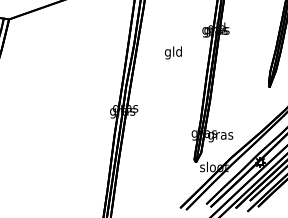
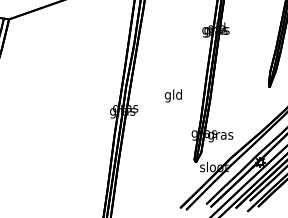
text position: (173, 52) -> (173, 95) (173, 95)
